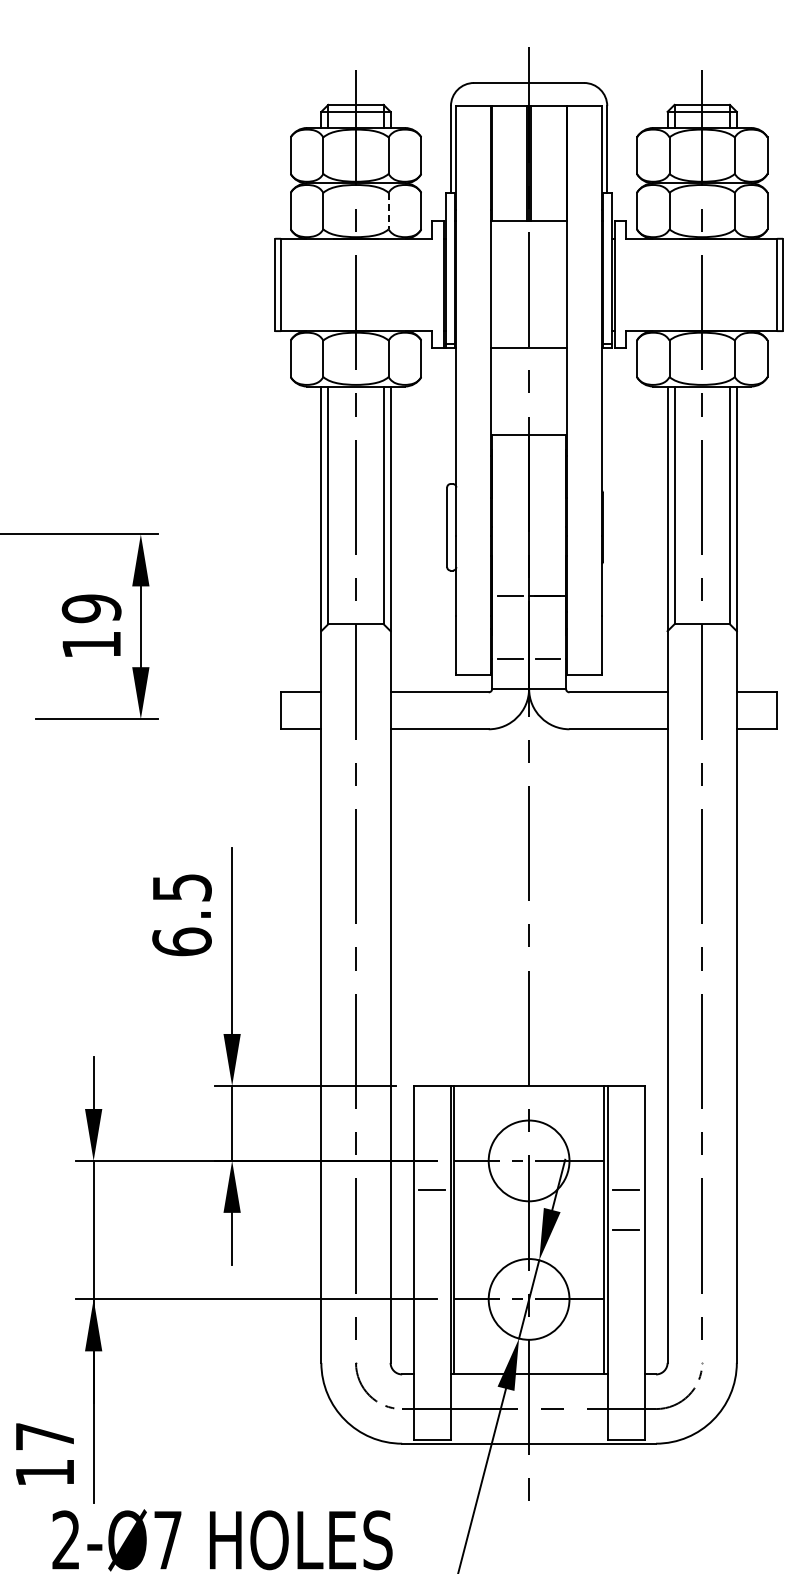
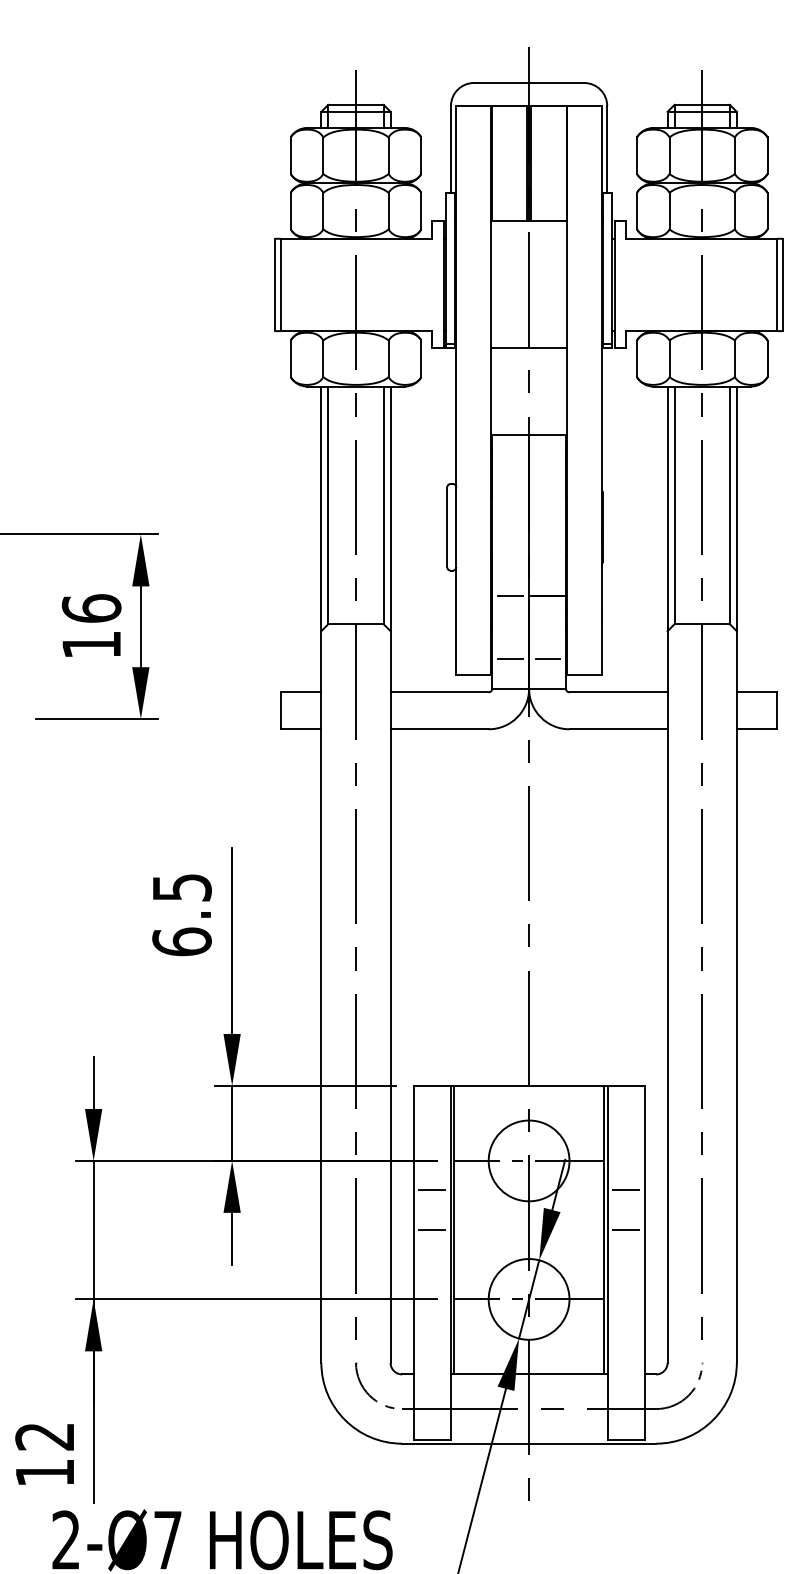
line: dashed -> solid (388, 211)
text: 19 -> 16 (91, 608)
line: none -> present (431, 1230)
text: 17 -> 12 (44, 1436)
